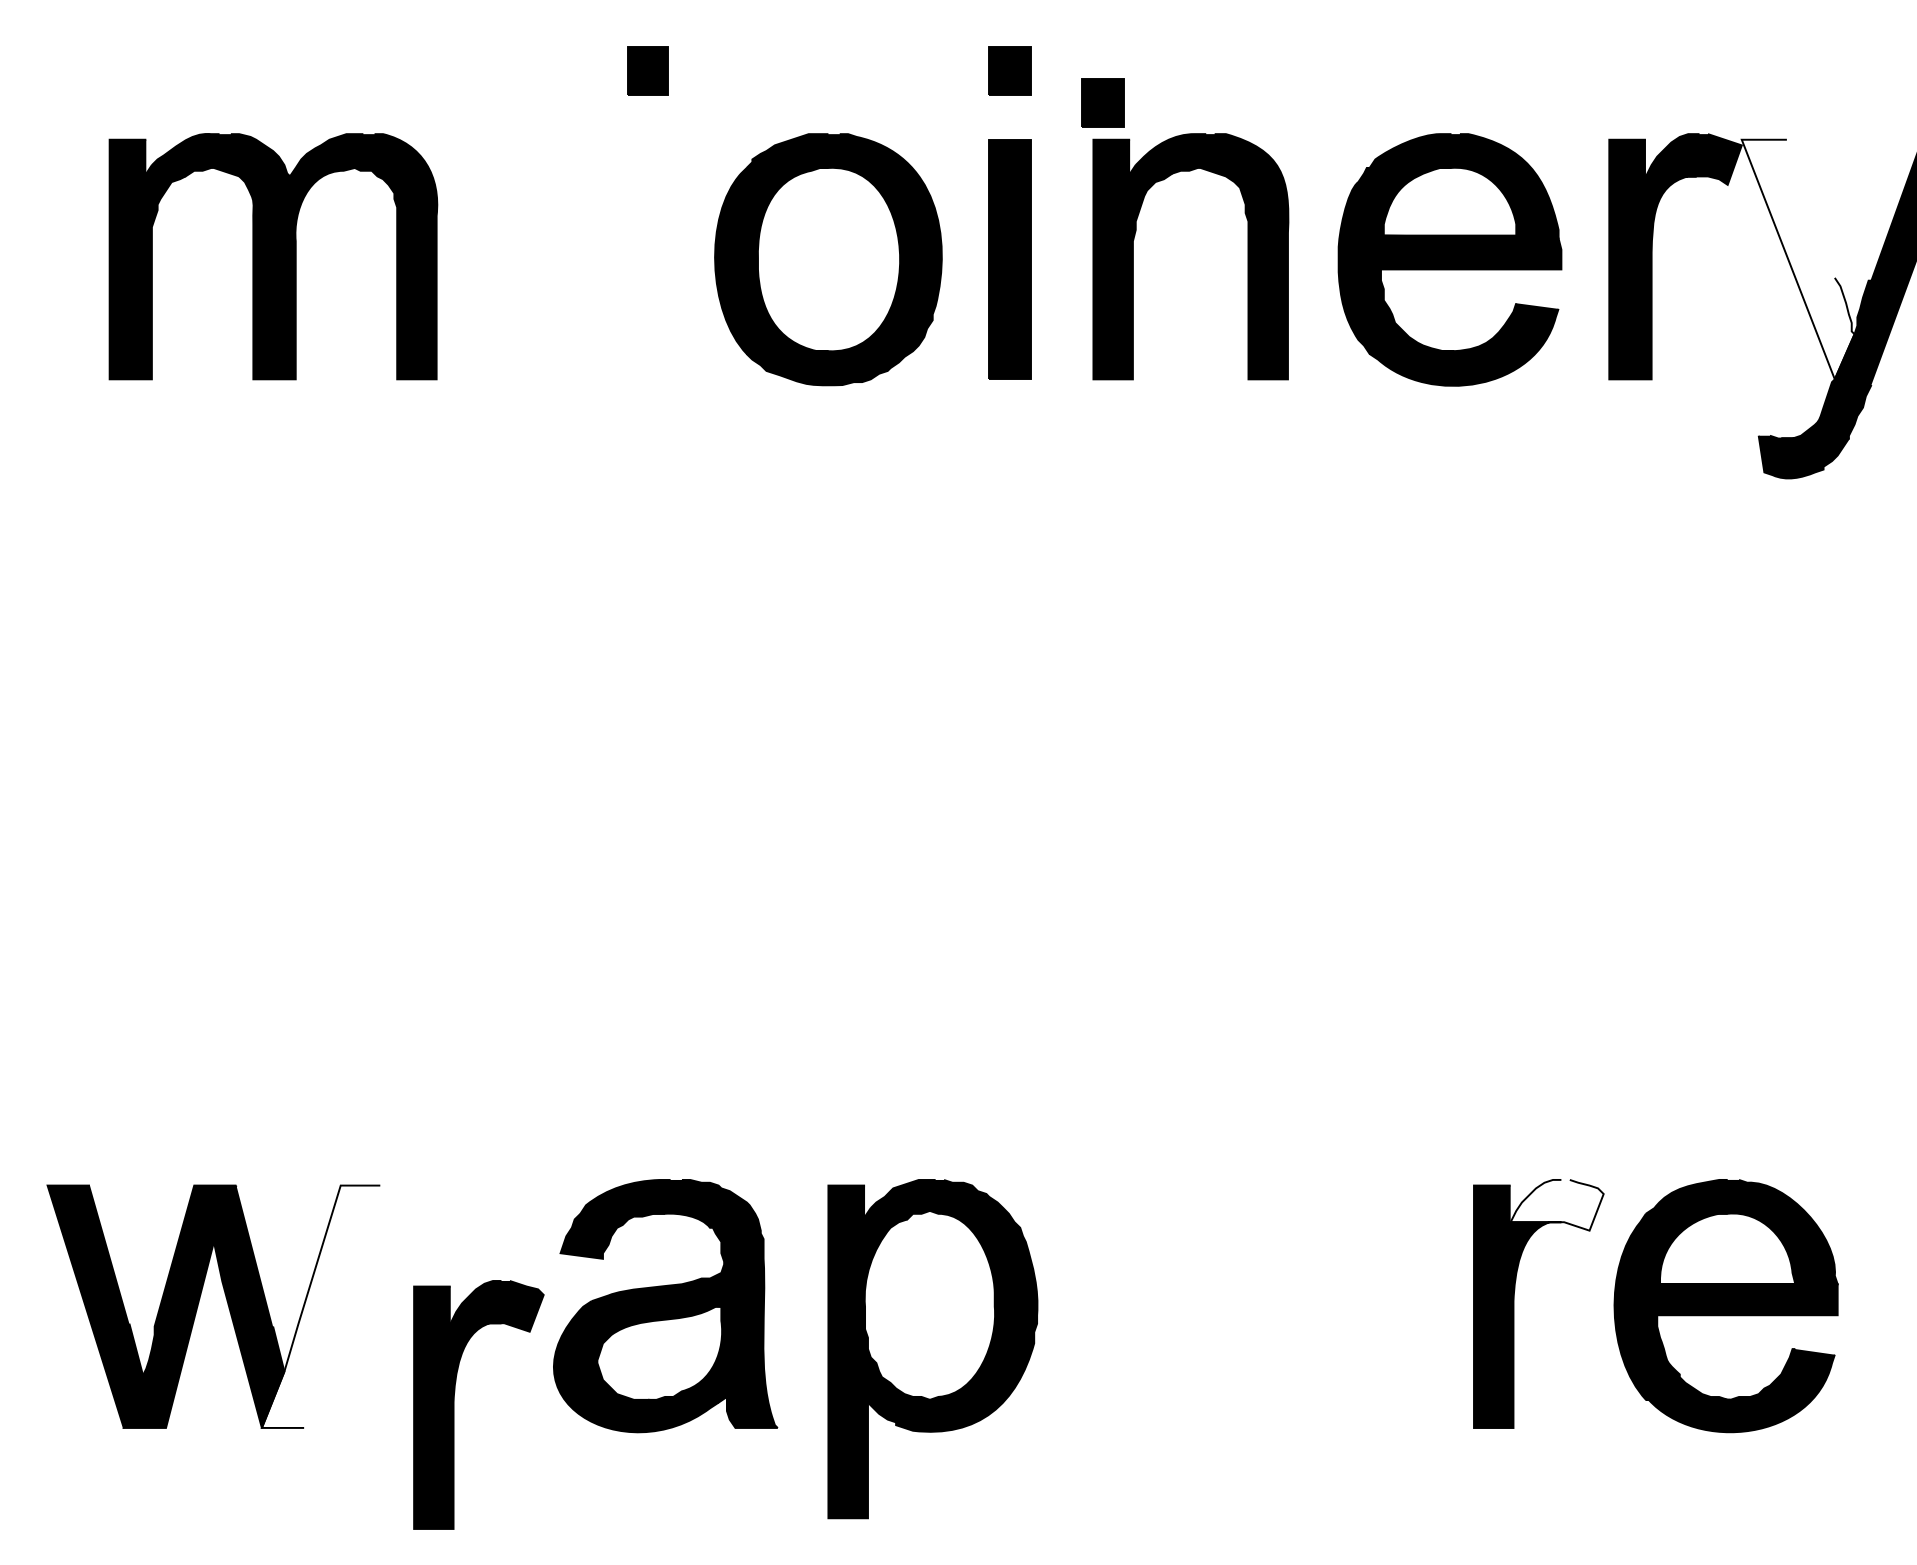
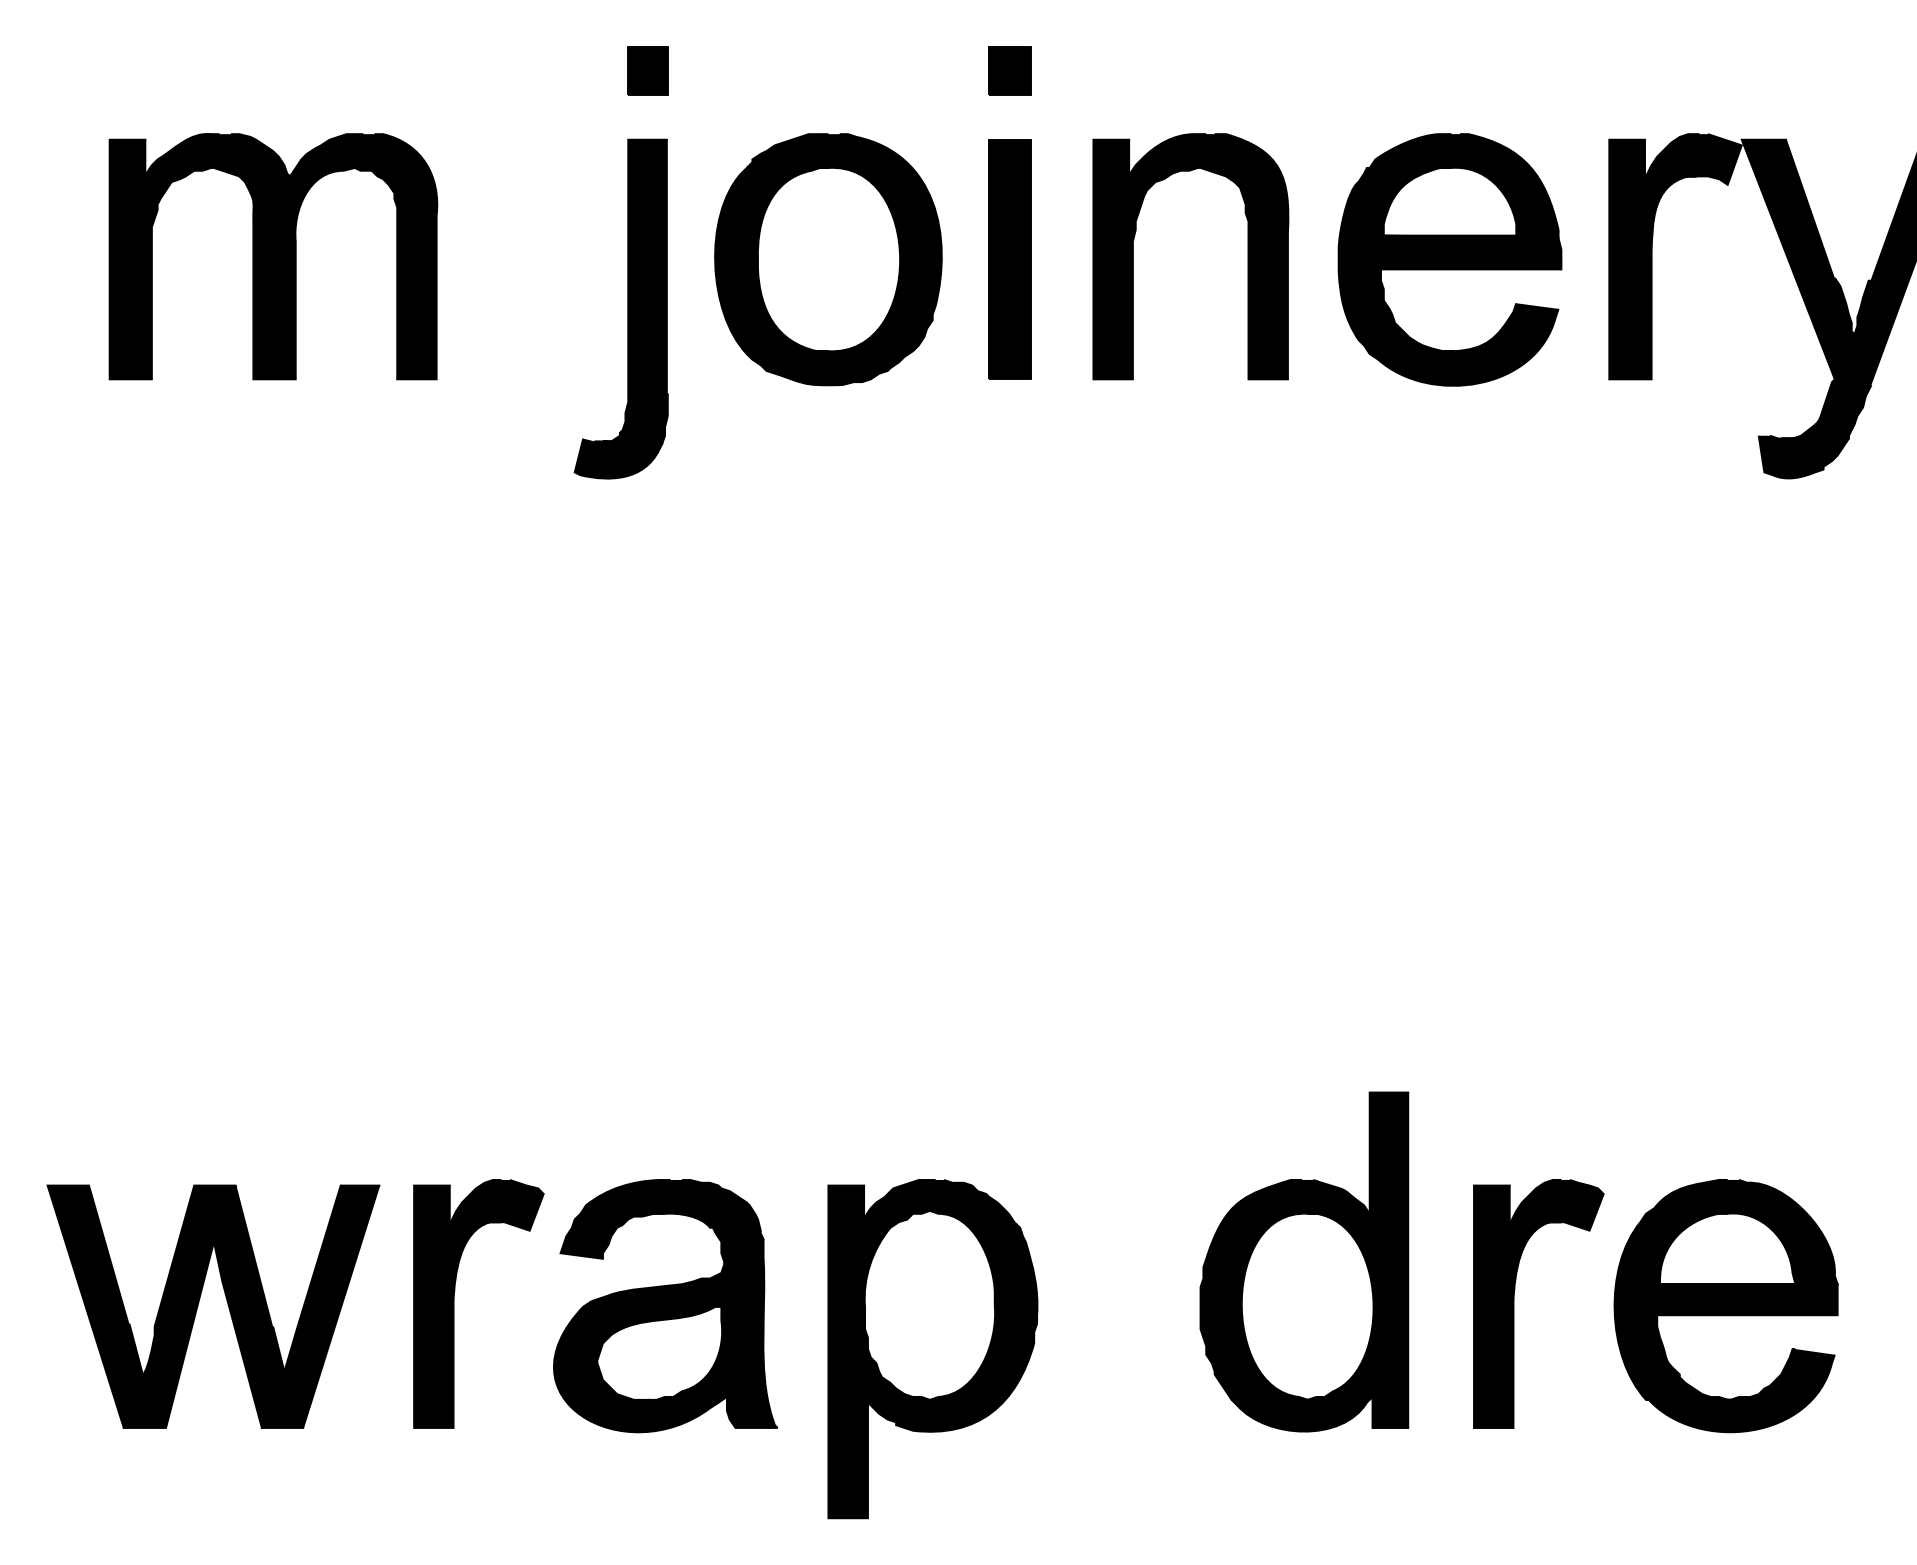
part: present -> none (1102, 102)
fill: none -> present (1797, 259)
part: none -> present (627, 308)
fill: none -> present (1556, 1204)
part: none -> present (1304, 1261)
fill: none -> present (320, 1306)
part position: (454, 1404) -> (454, 1303) (454, 1303)
